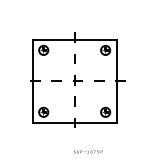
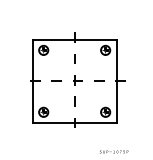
text position: (88, 151) -> (114, 151) (114, 151)
